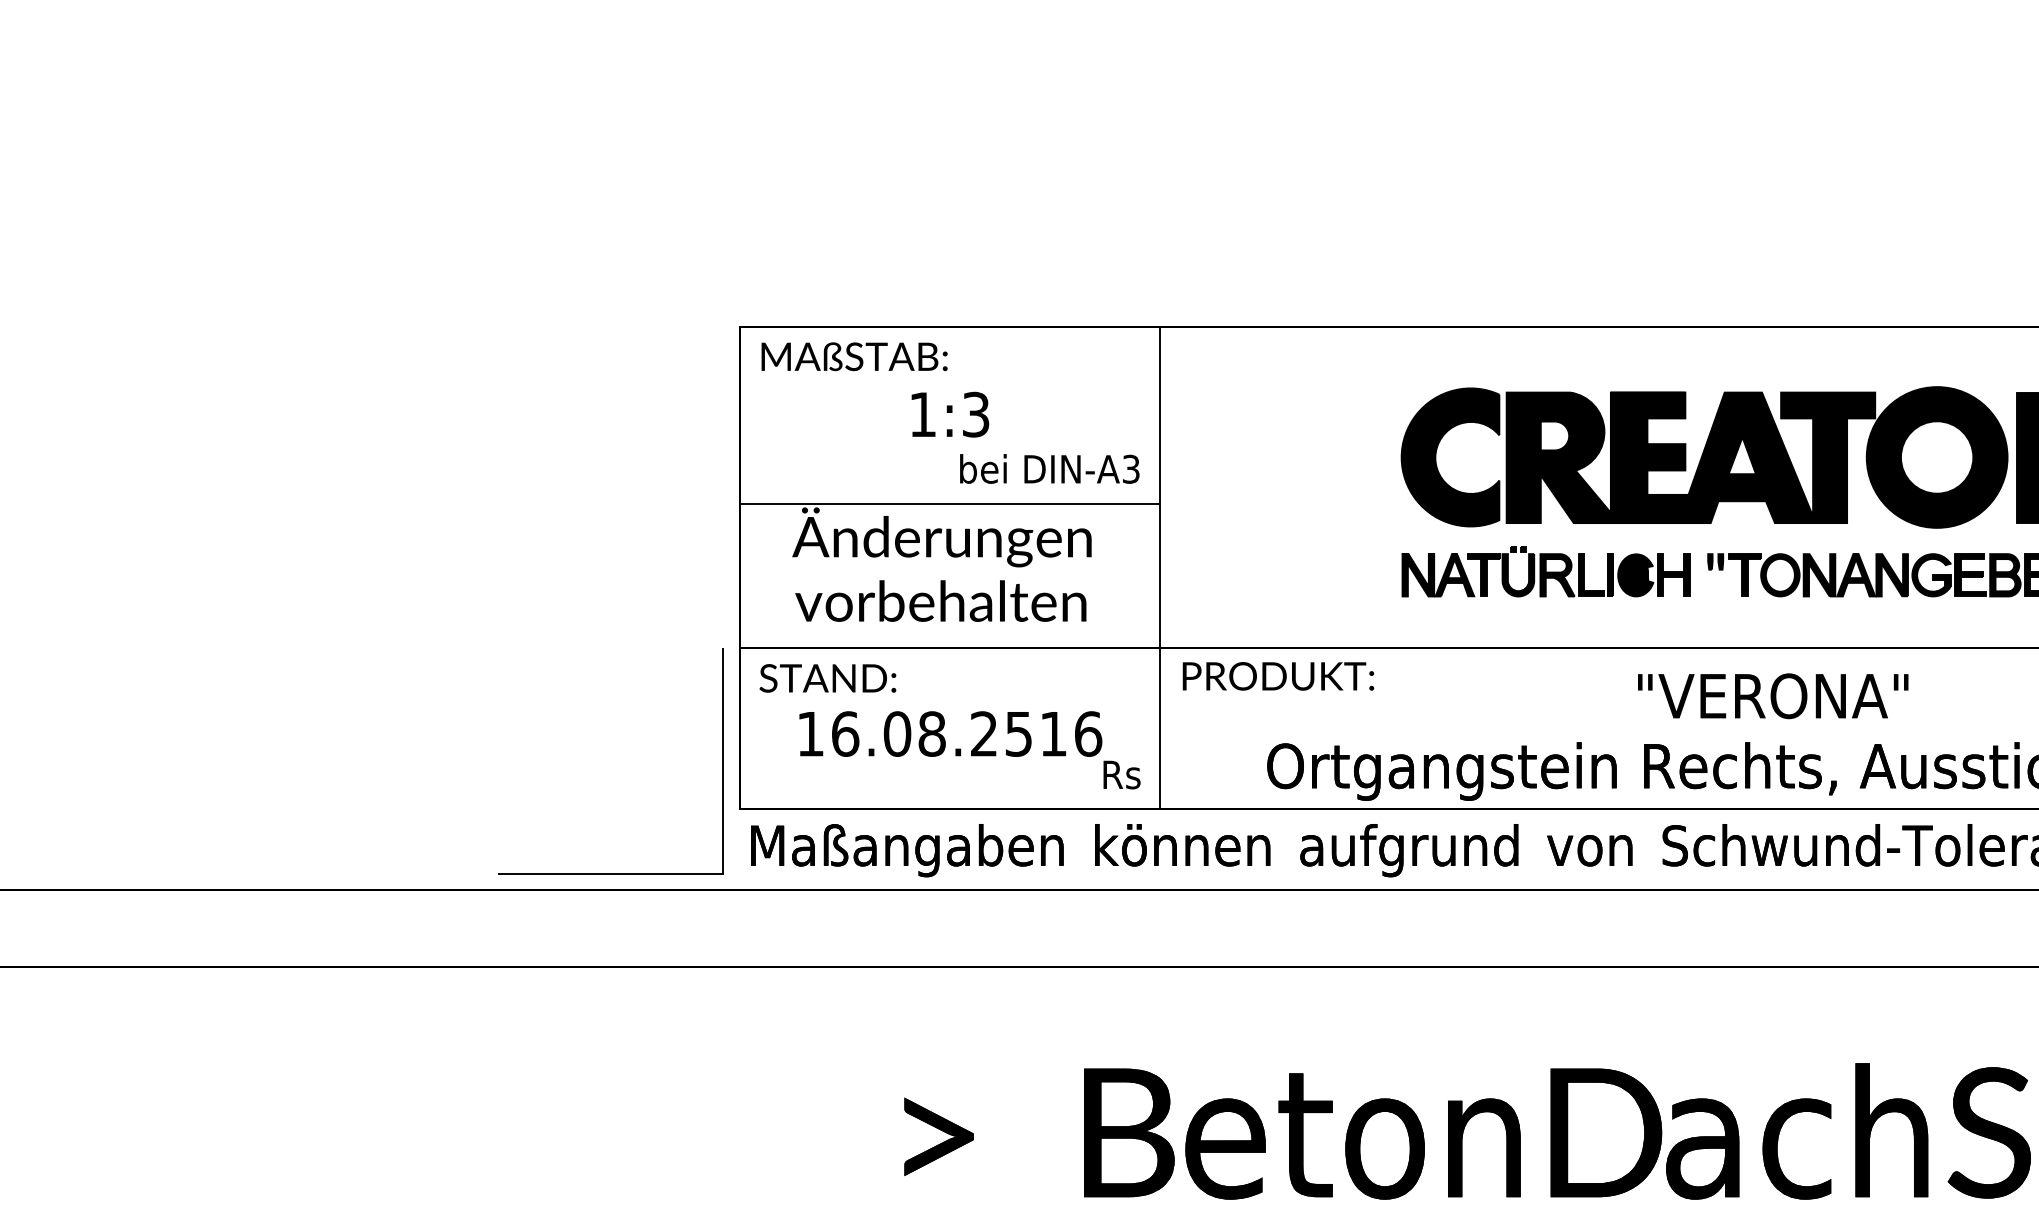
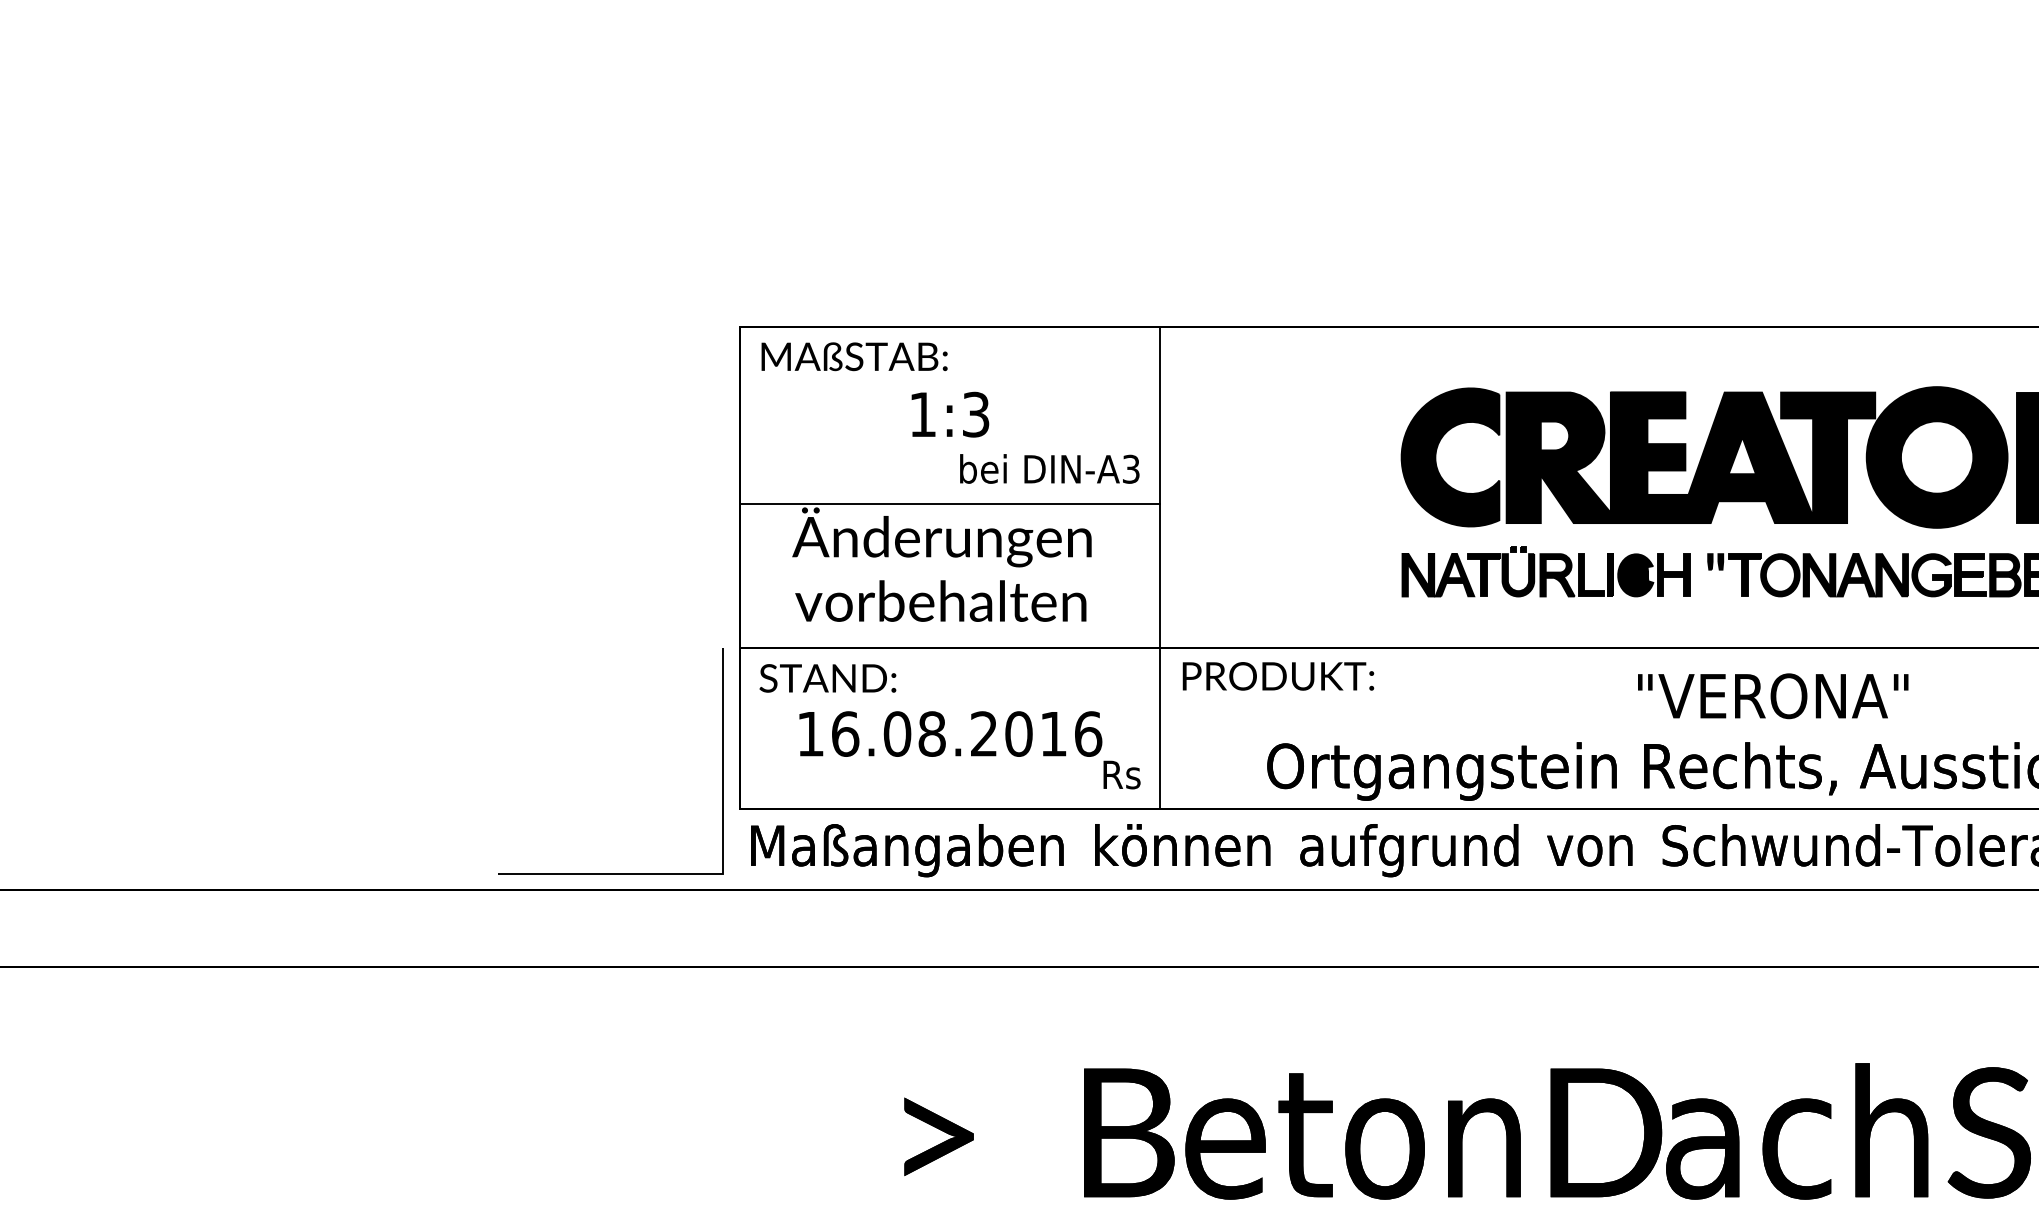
text: 16.08.2516 -> 16.08.2016 (1018, 733)
